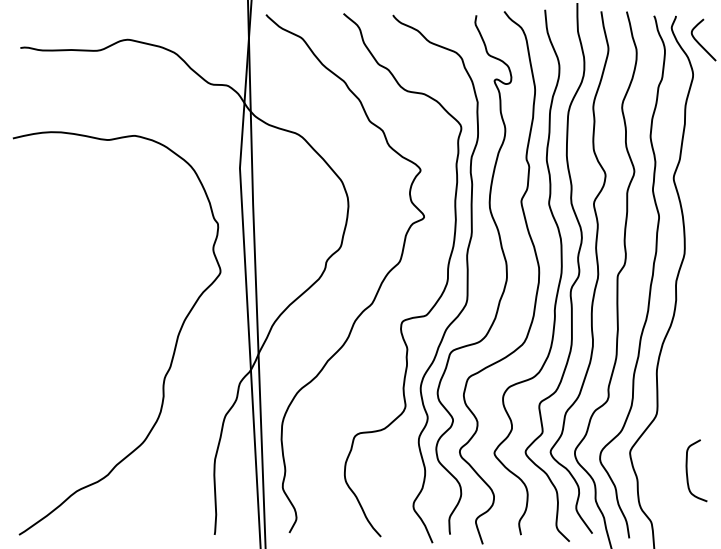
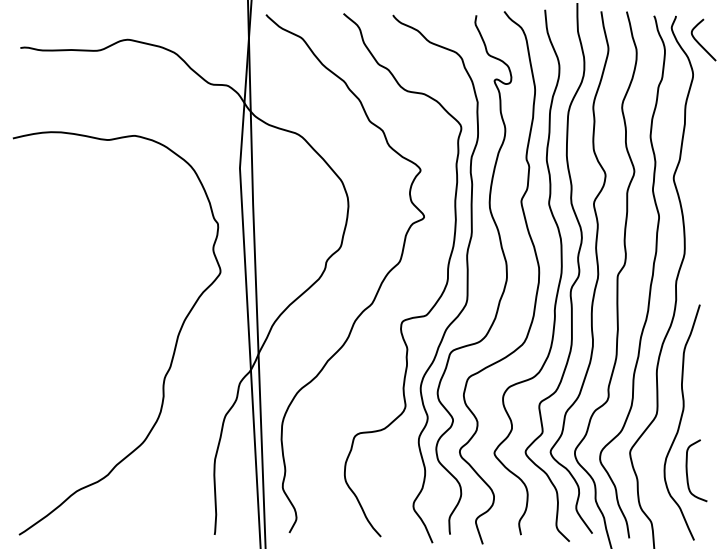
curve: none -> present (681, 422)
